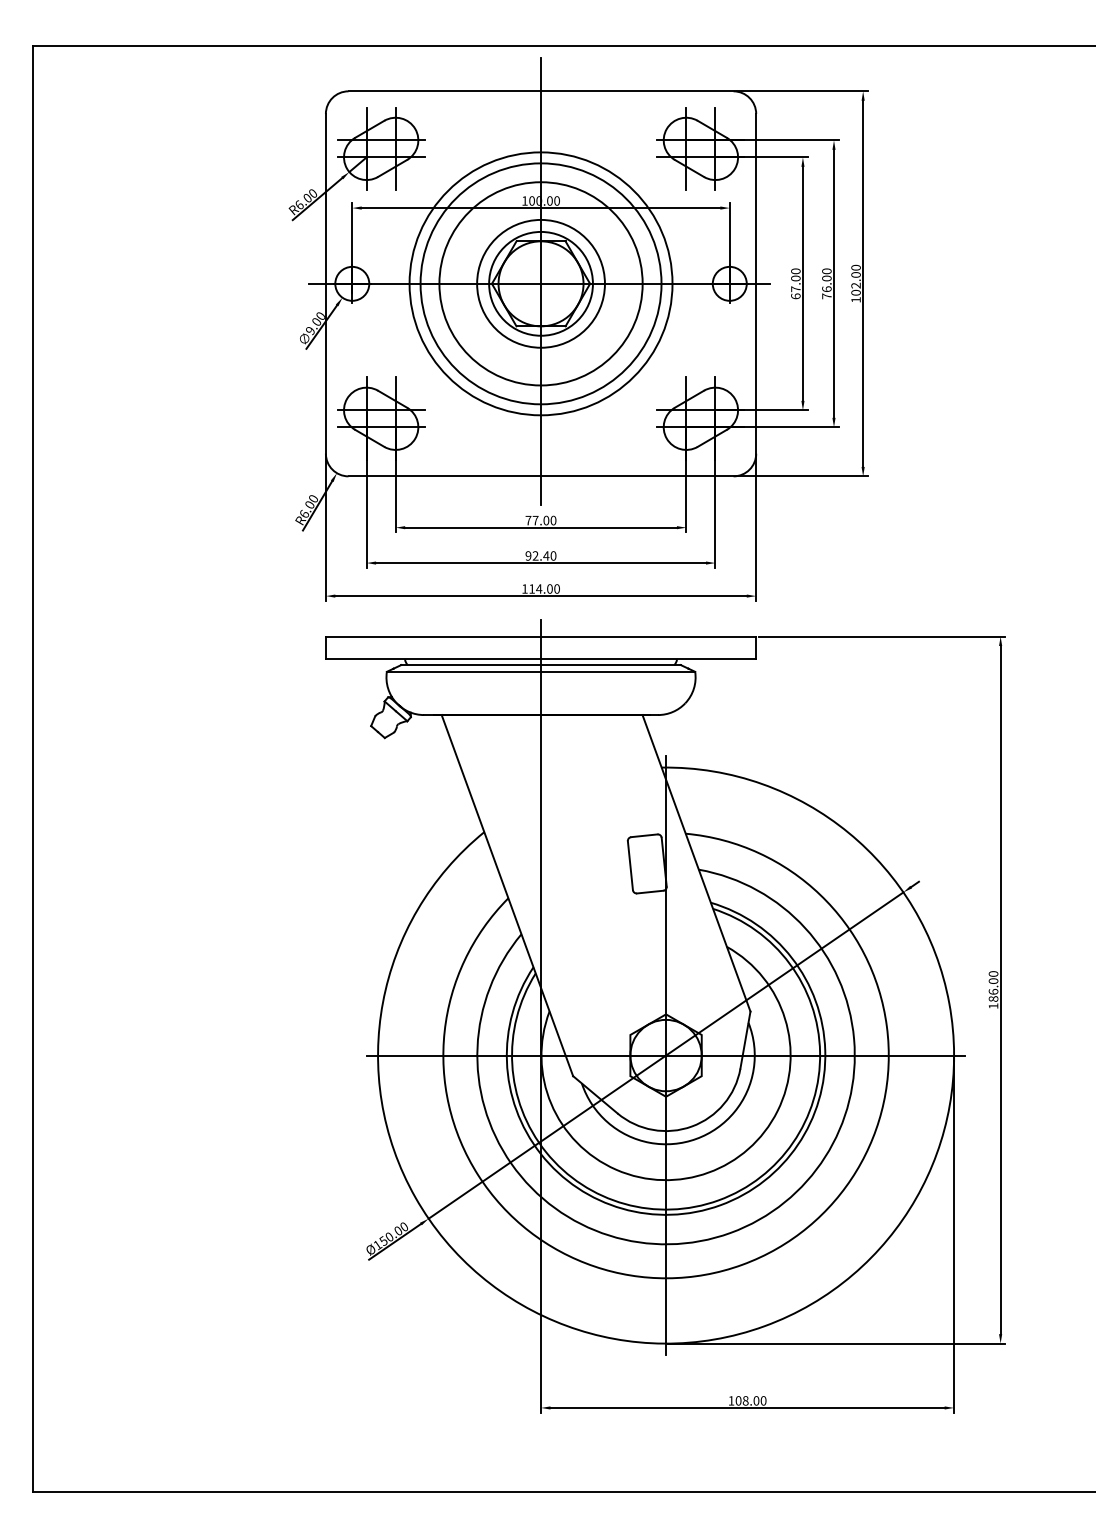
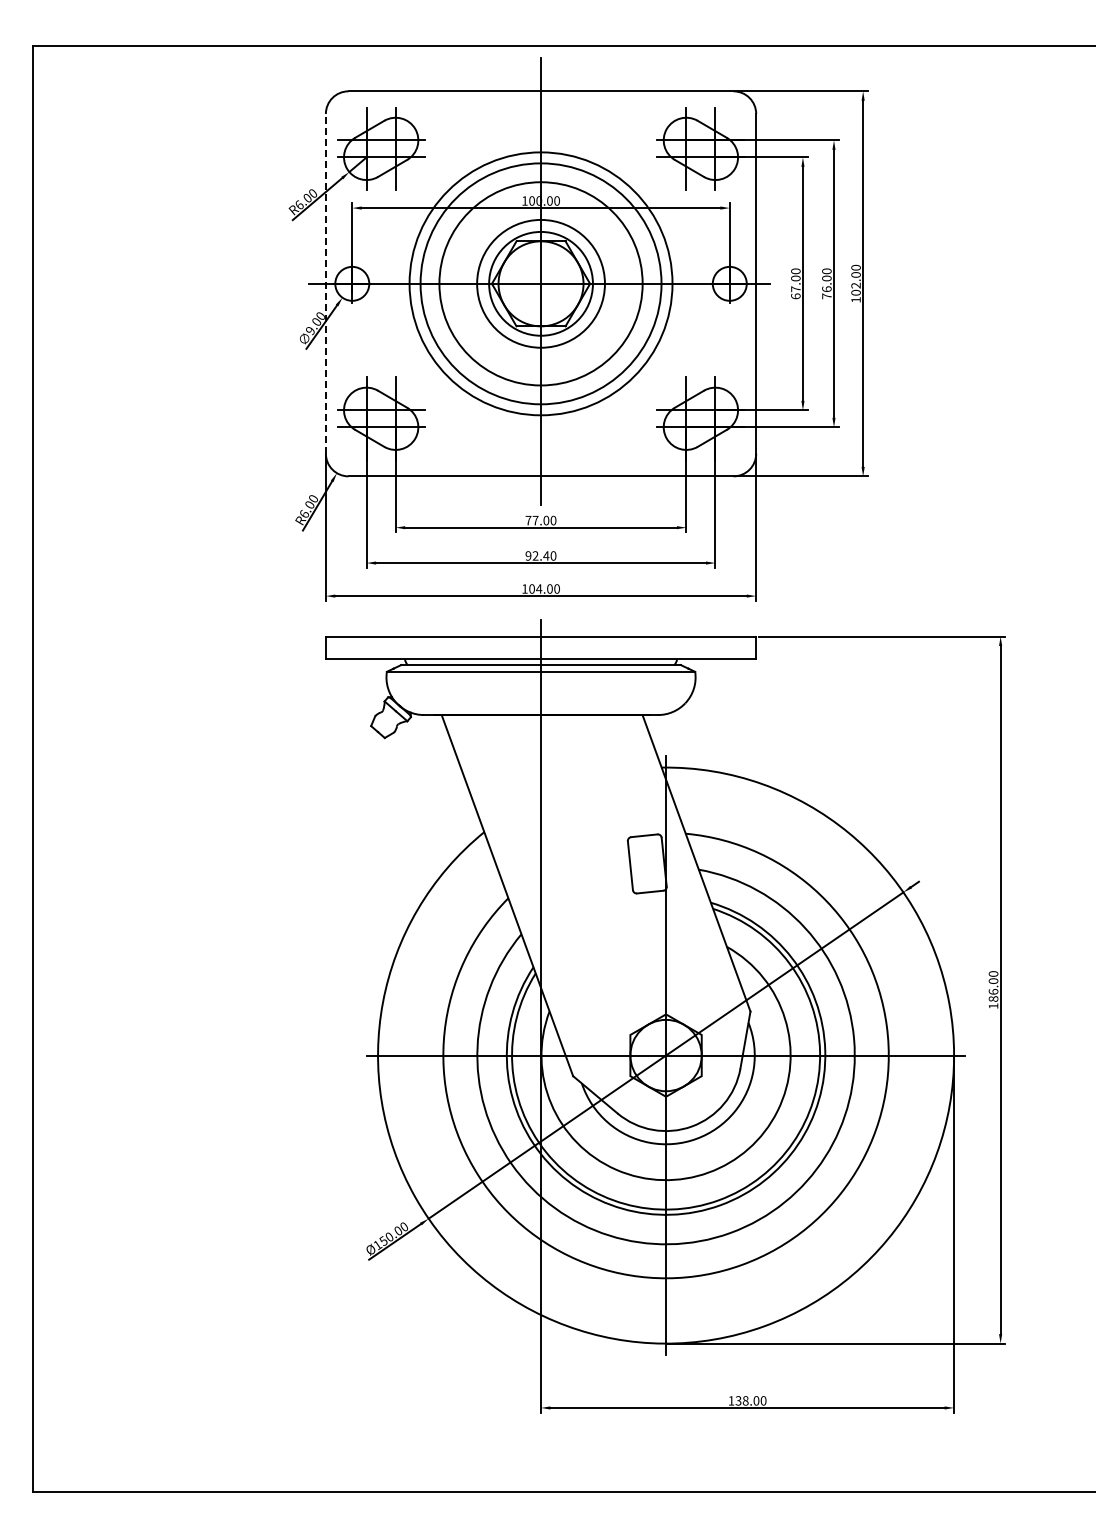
line: solid -> dashed (325, 283)
text: 114.00 -> 104.00 (531, 588)
text: 108.00 -> 138.00 (738, 1400)
